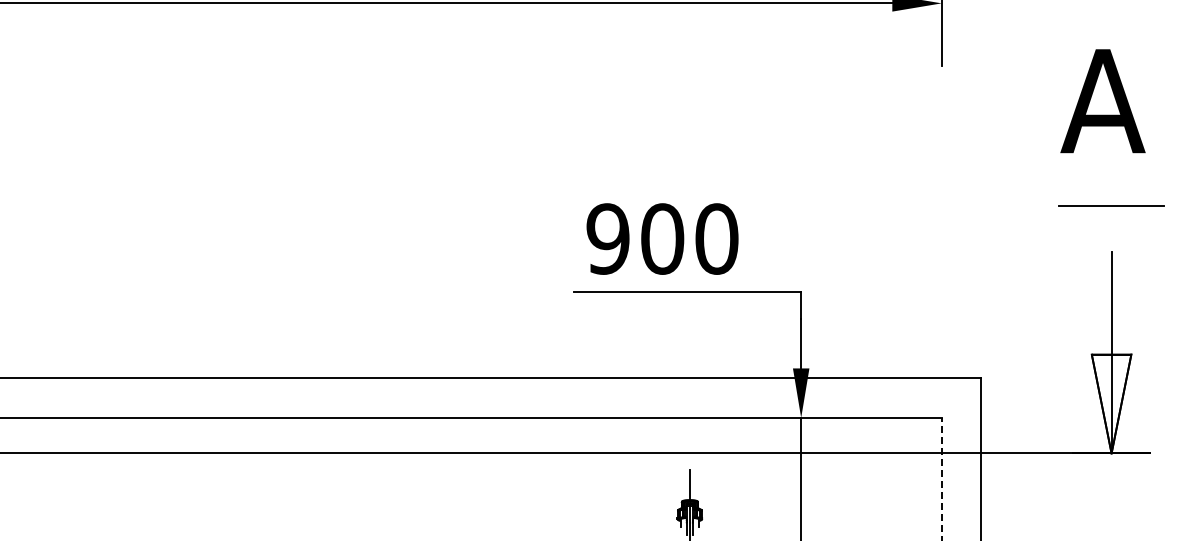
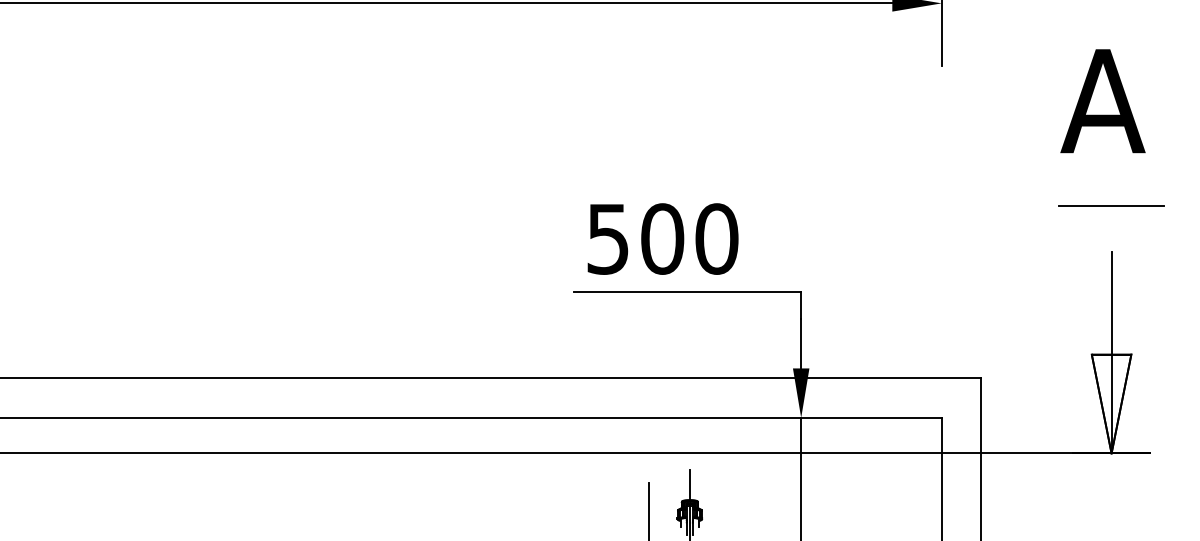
text: 900 -> 500 (607, 238)
line: dashed -> solid (941, 478)
line: none -> present (648, 510)
